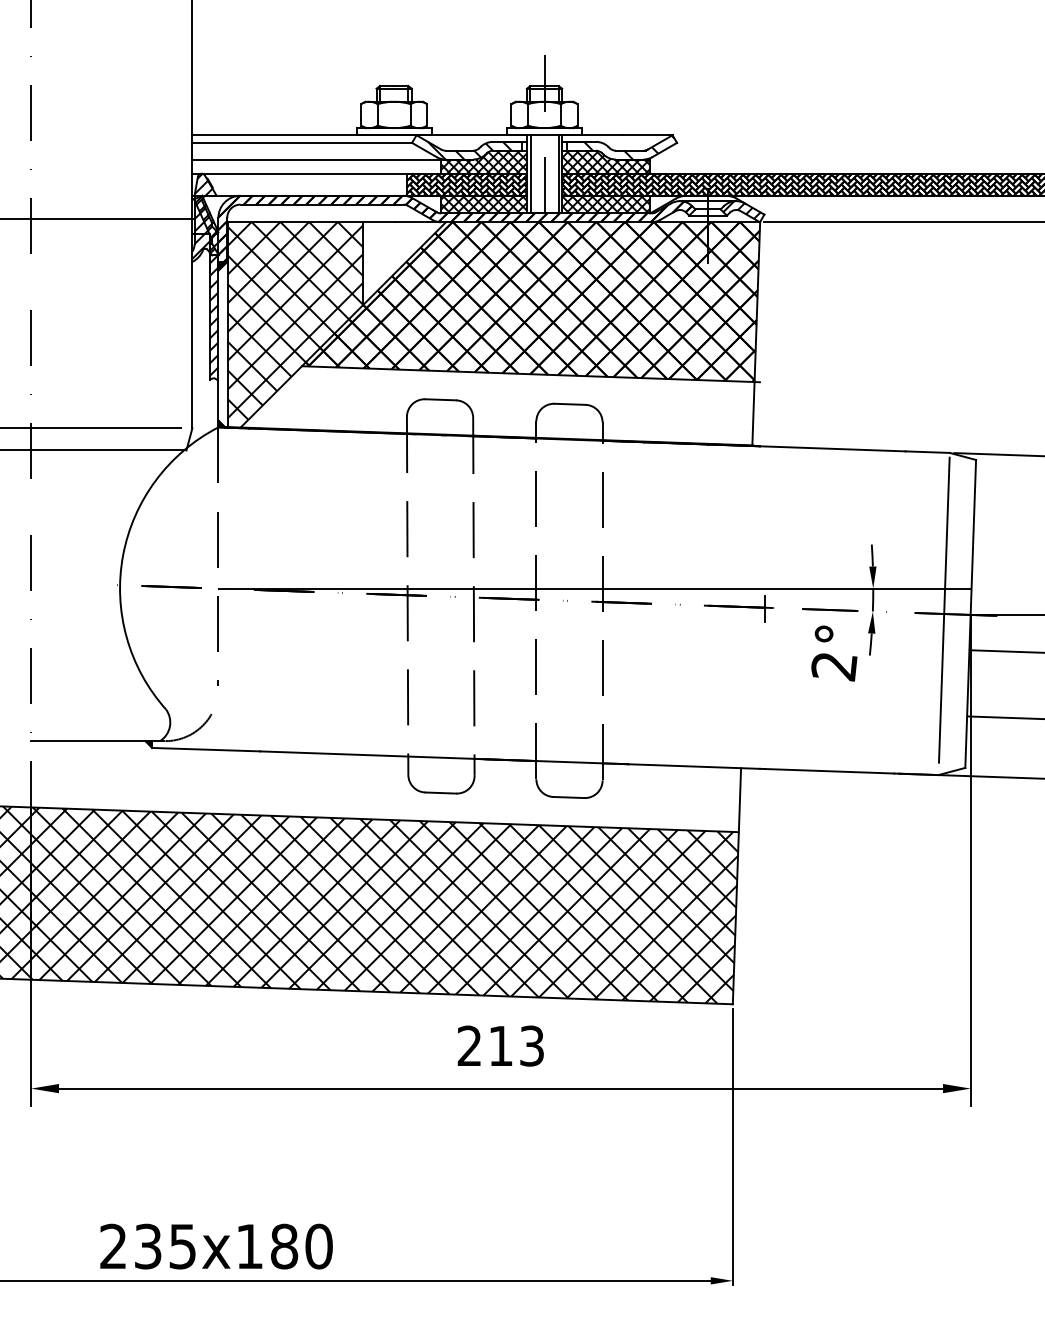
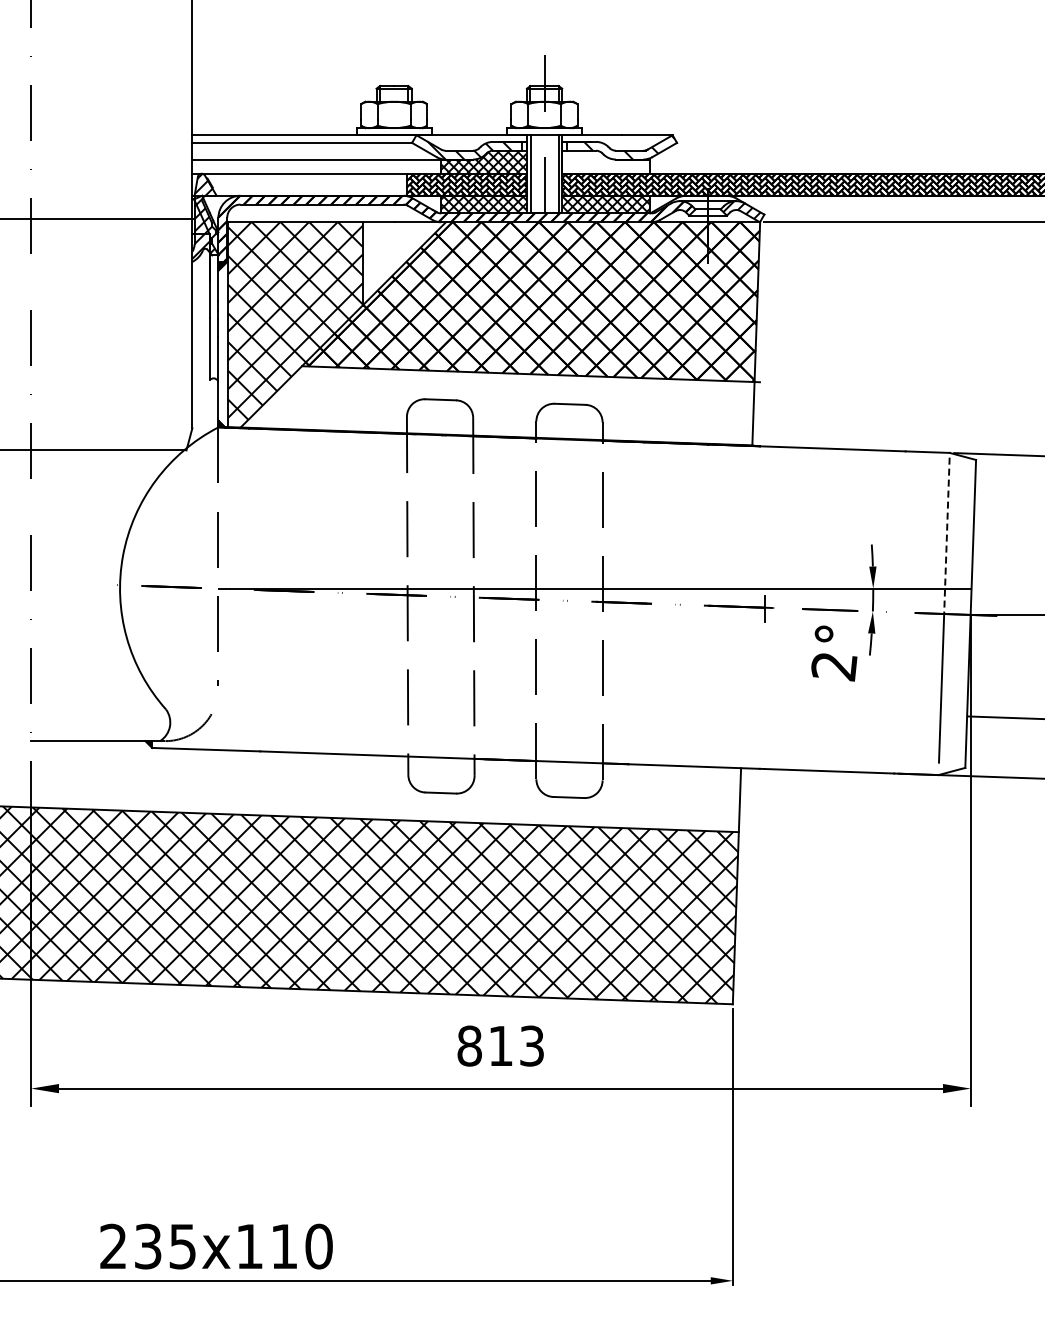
hatch: present -> none (606, 161)
hatch: present -> none (206, 286)
line: present -> none (91, 428)
line: solid -> dashed (946, 536)
line: present -> none (1005, 651)
text: 213 -> 813 (469, 1045)
text: 235x180 -> 235x110 (284, 1246)
